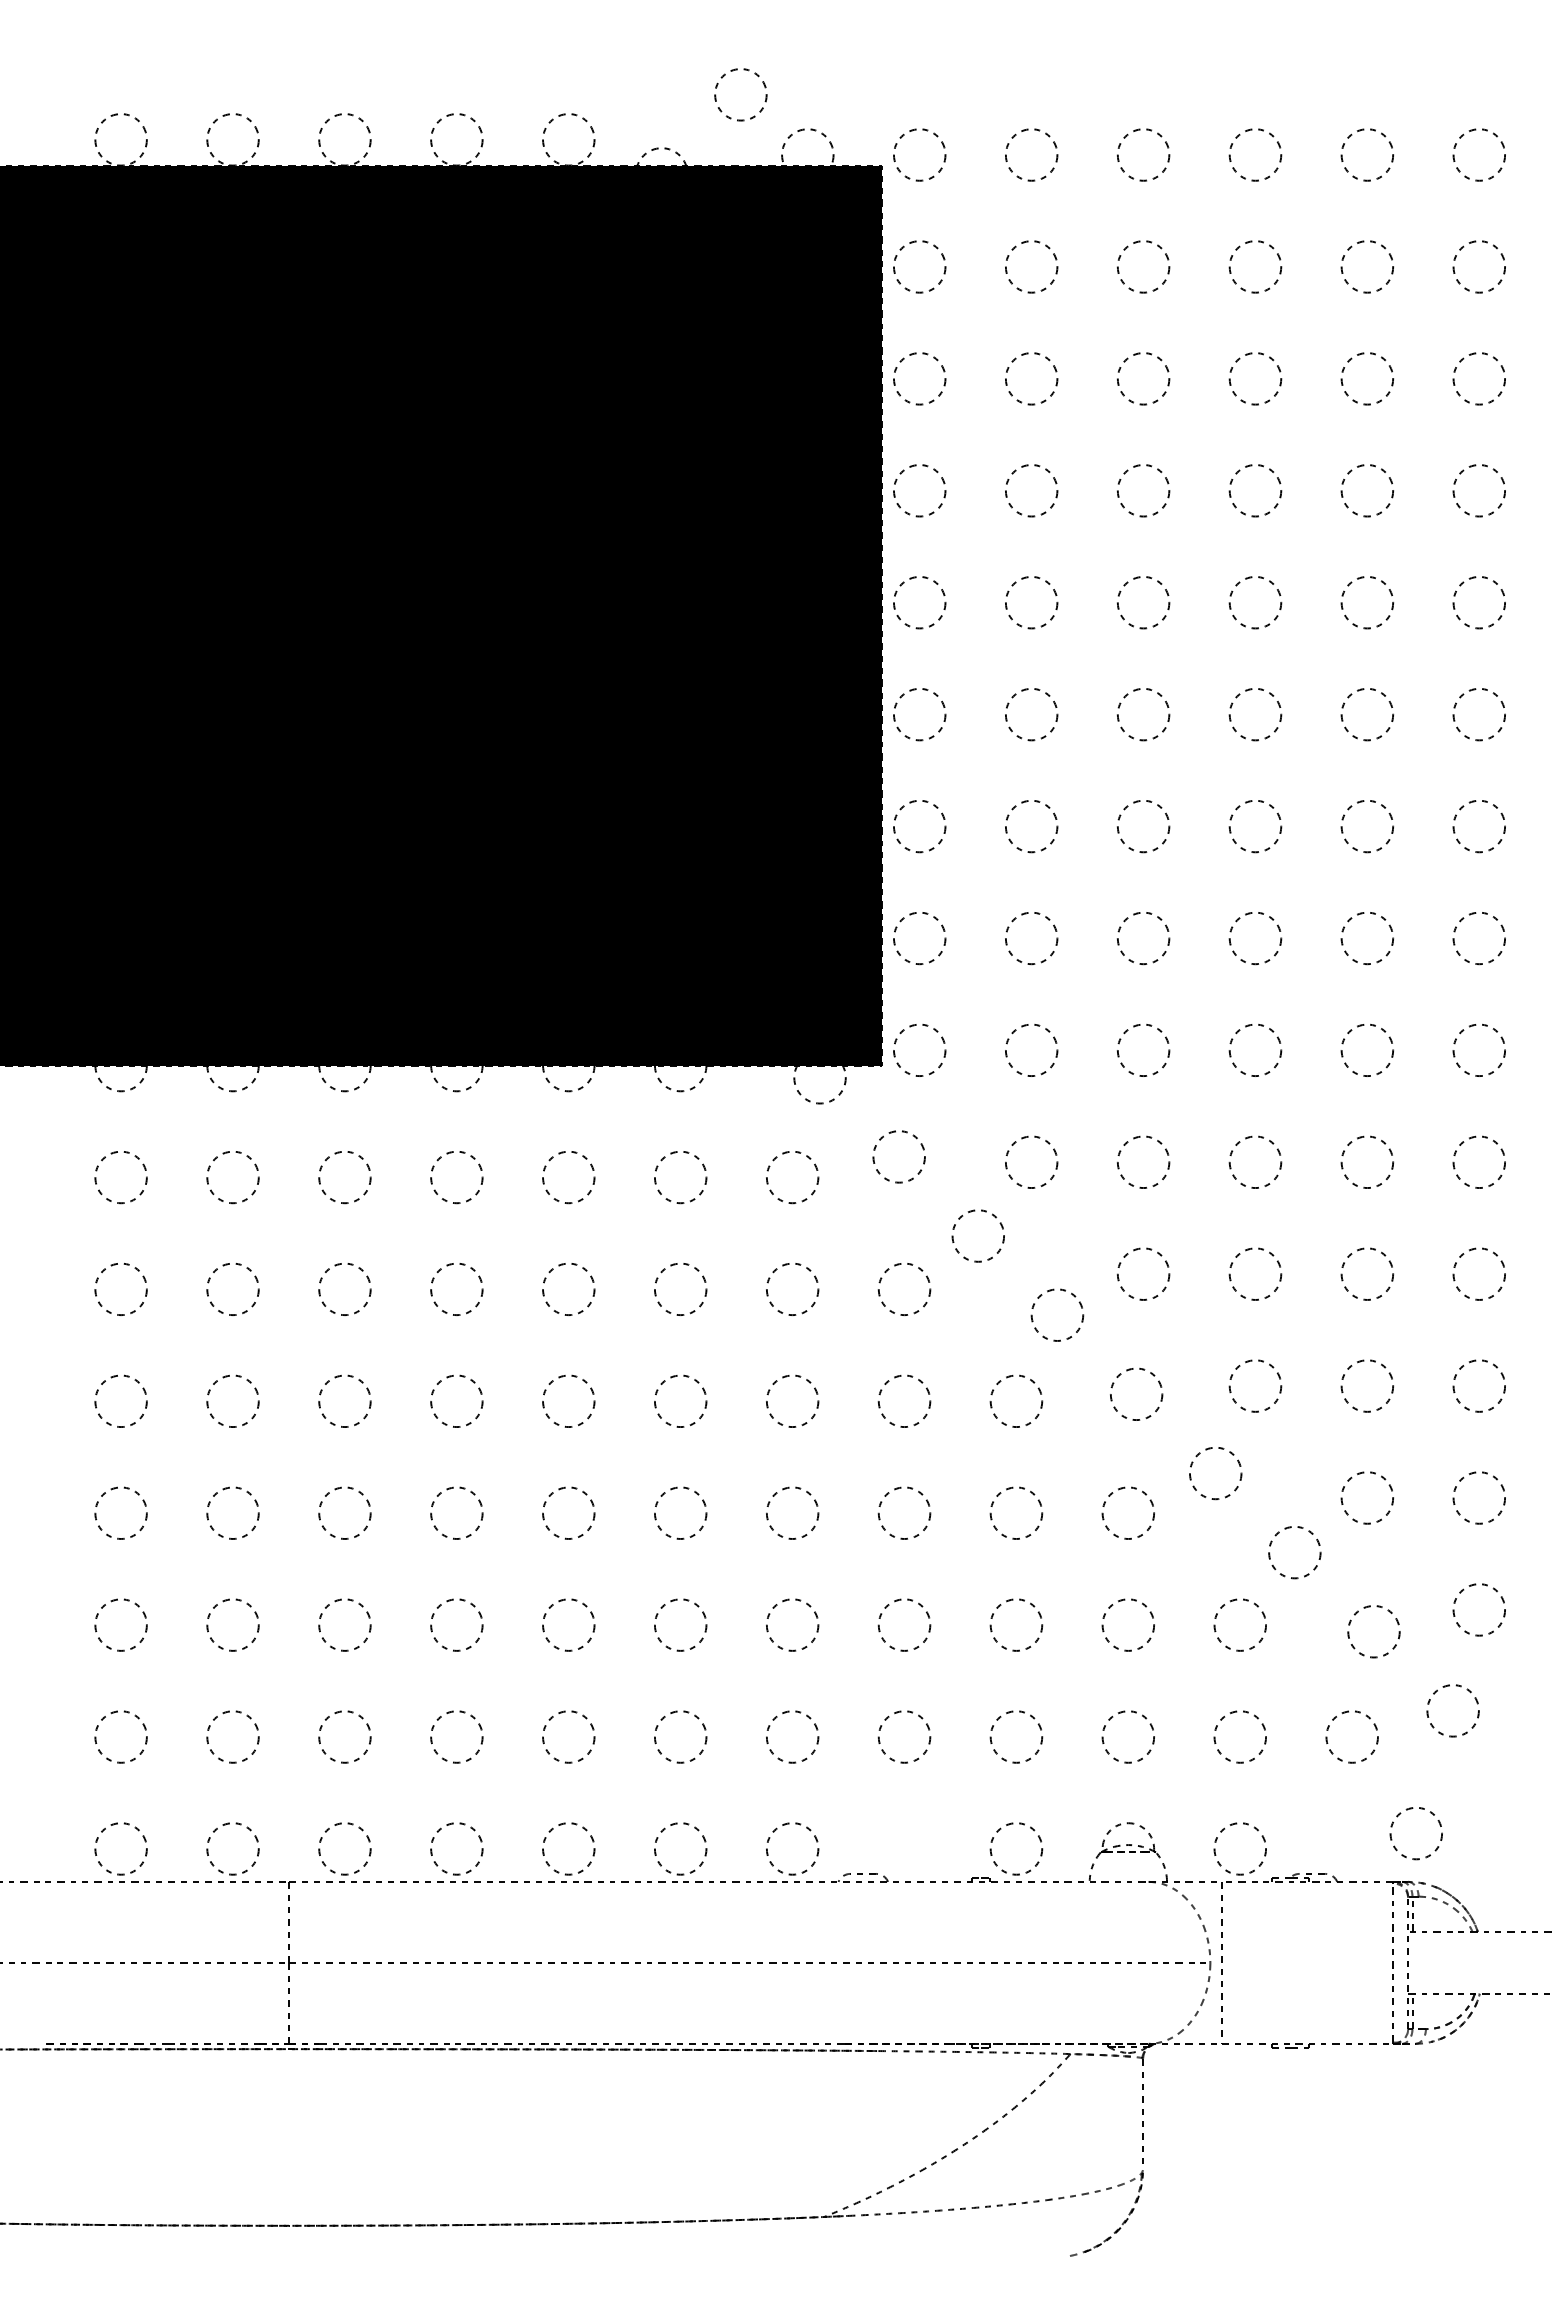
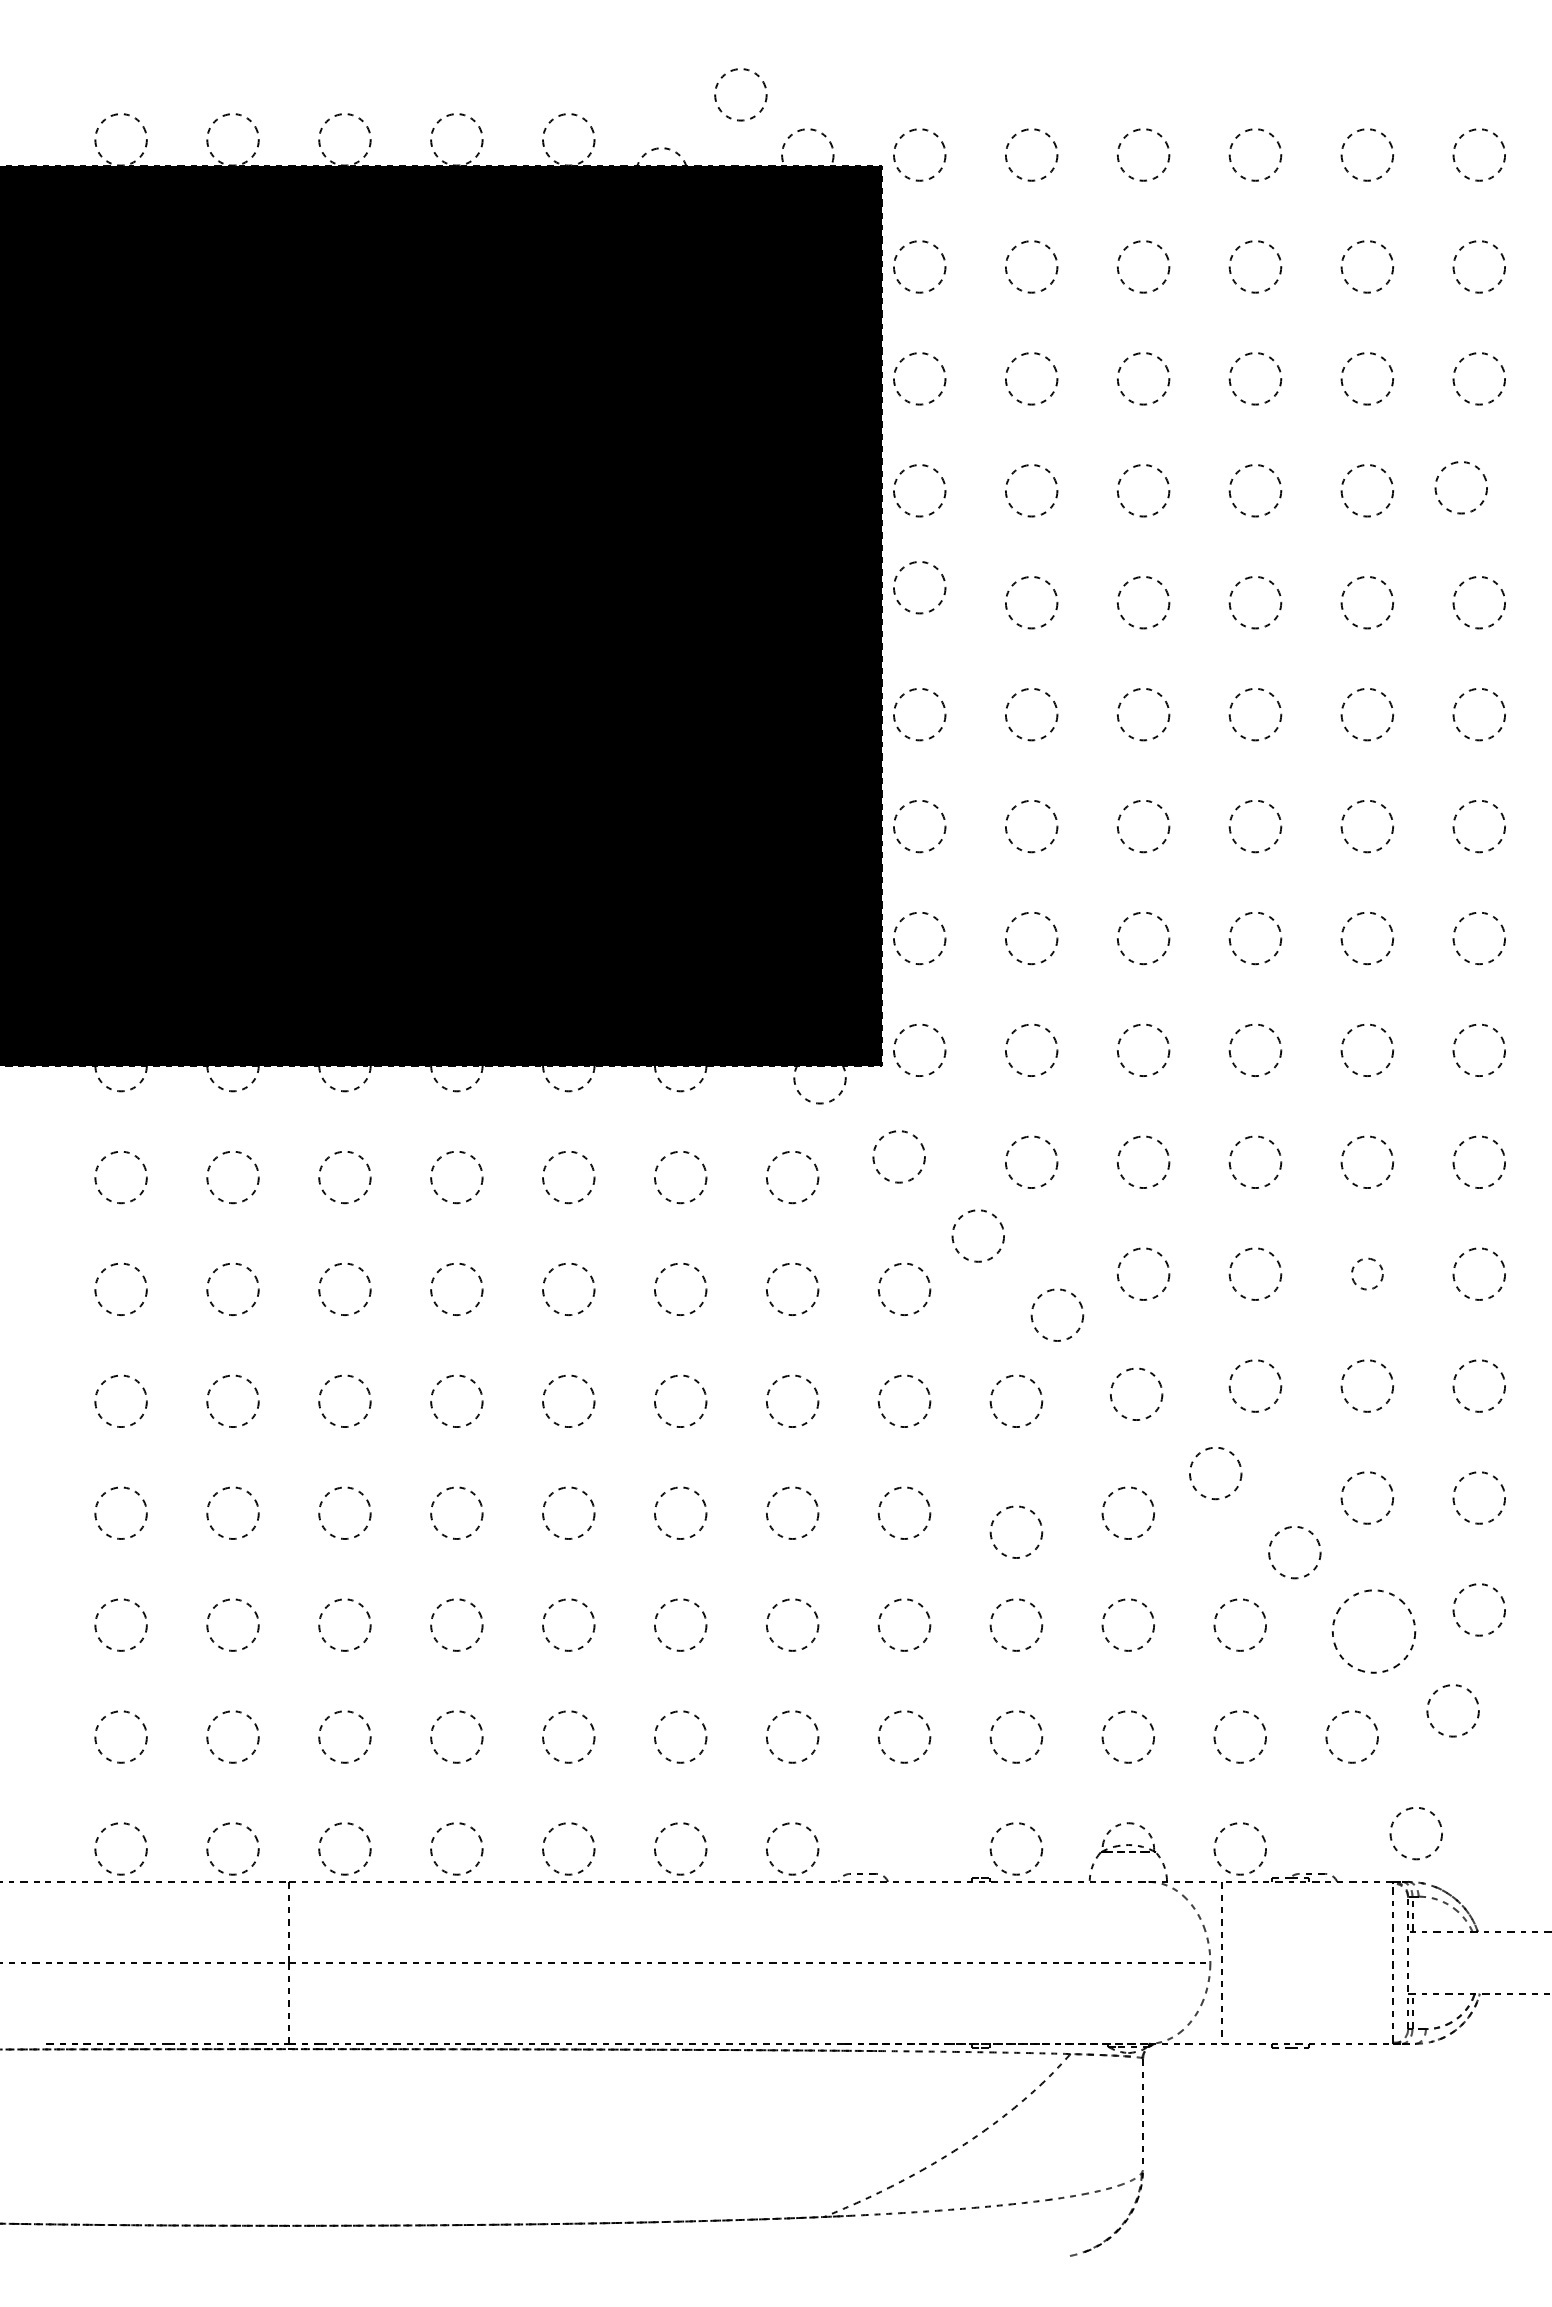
circle position: (1478, 490) -> (1460, 487) (1460, 487)
circle position: (919, 602) -> (919, 587) (919, 587)
circle size: 55x54 px -> 33x34 px (1367, 1273)
circle position: (1016, 1512) -> (1016, 1531) (1016, 1531)
circle size: 54x54 px -> 86x85 px (1373, 1631)
